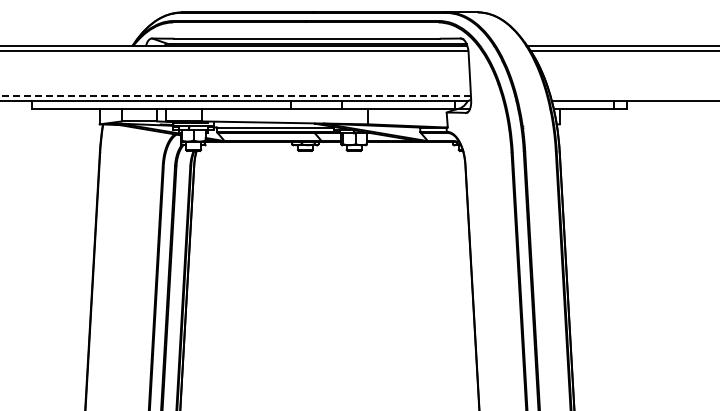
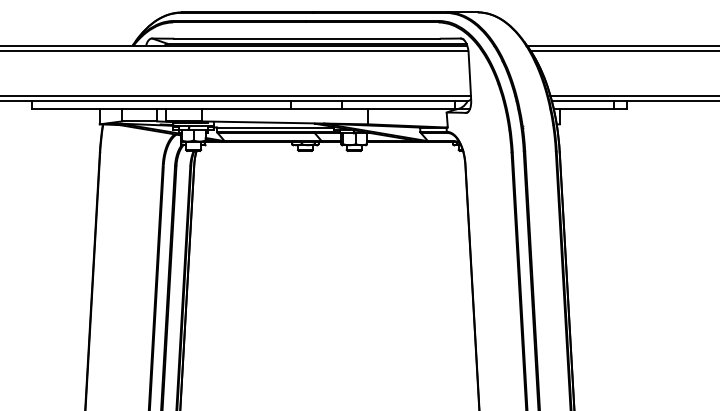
line: dashed -> solid (234, 95)
line: none -> present (633, 95)
